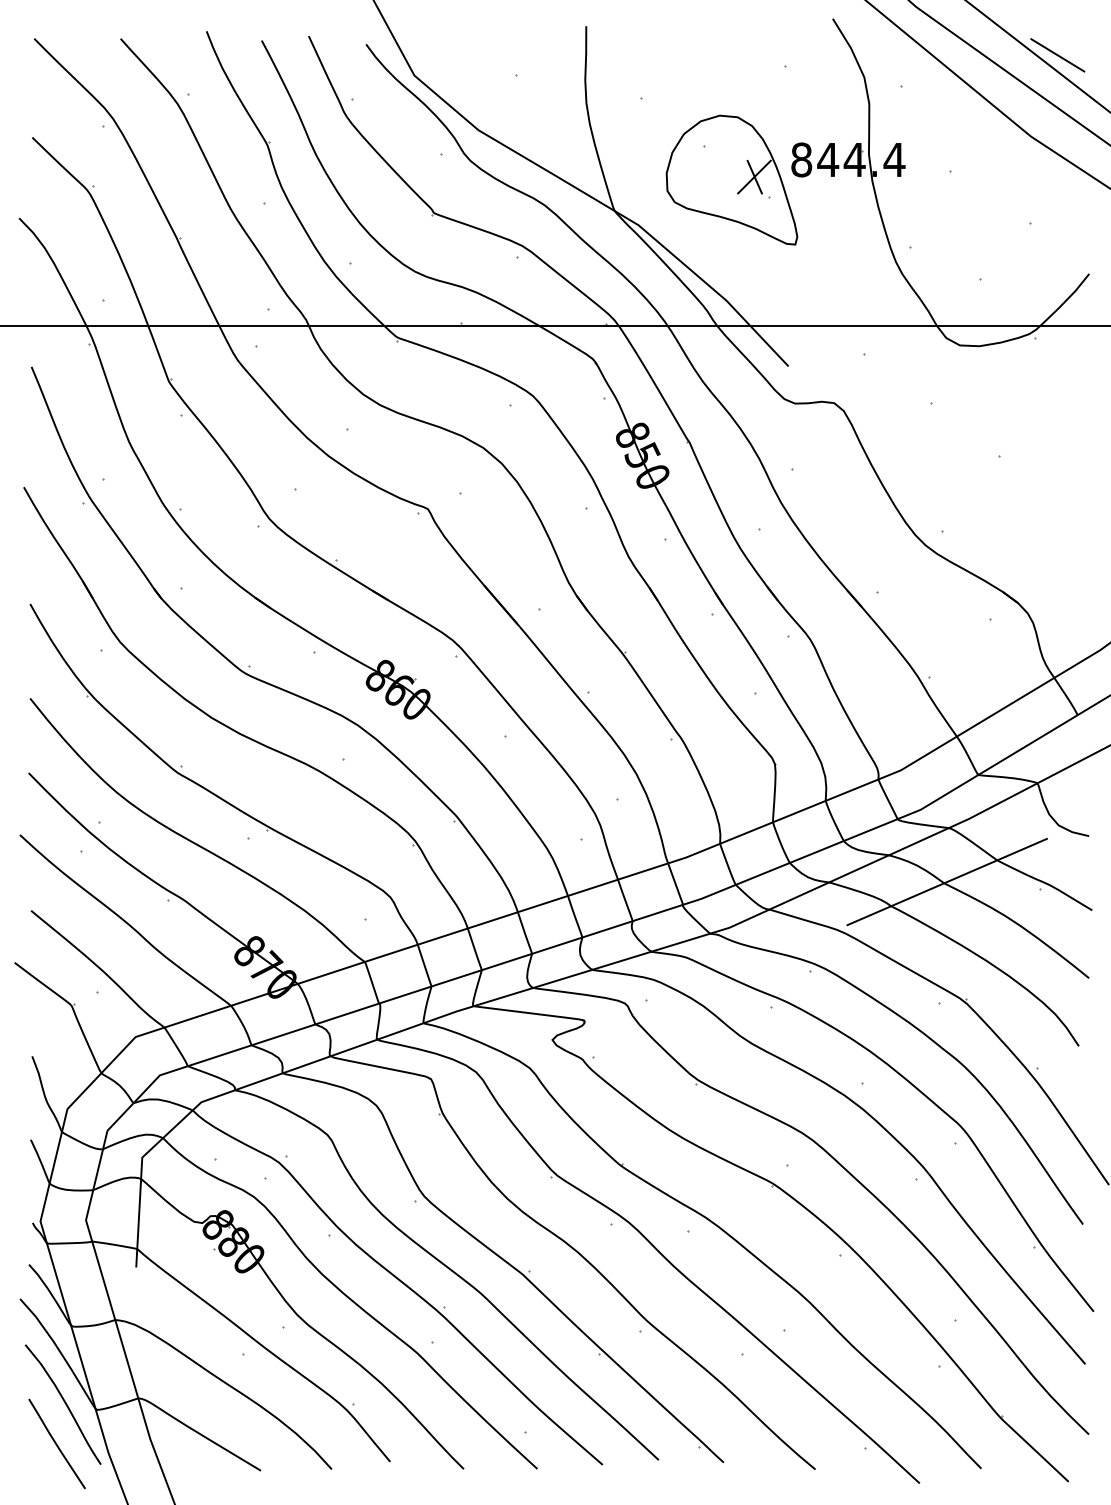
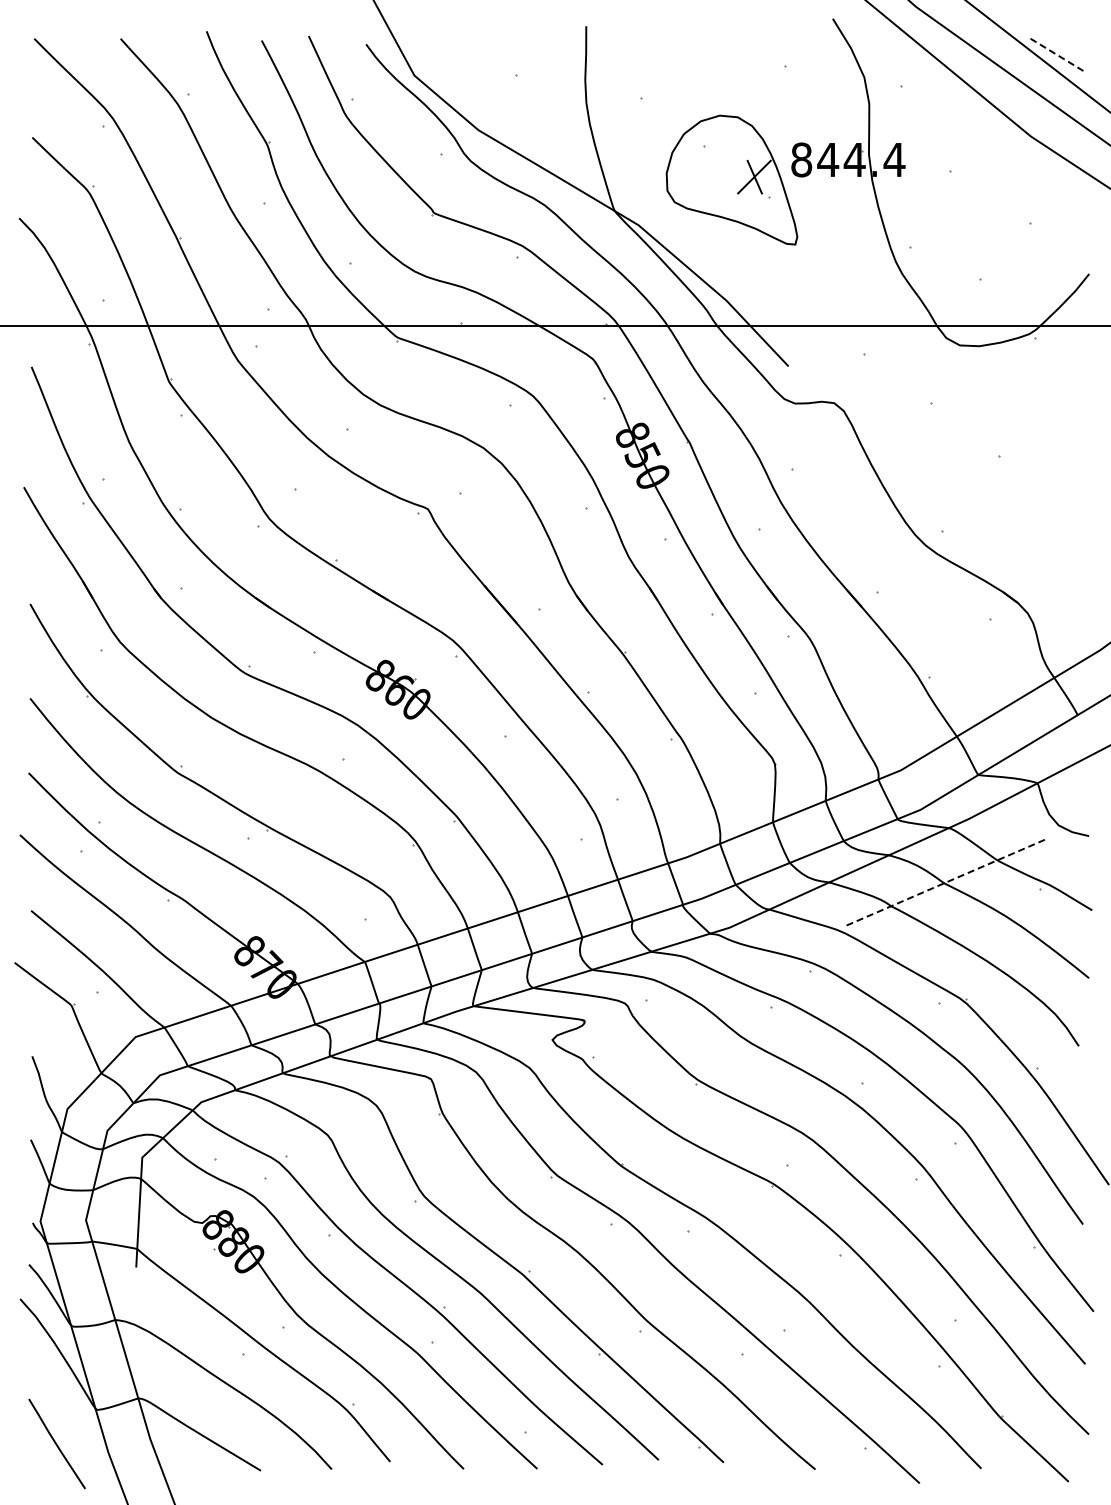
line: solid -> dashed (1057, 55)
line: solid -> dashed (947, 882)
curve: present -> none (64, 1403)
